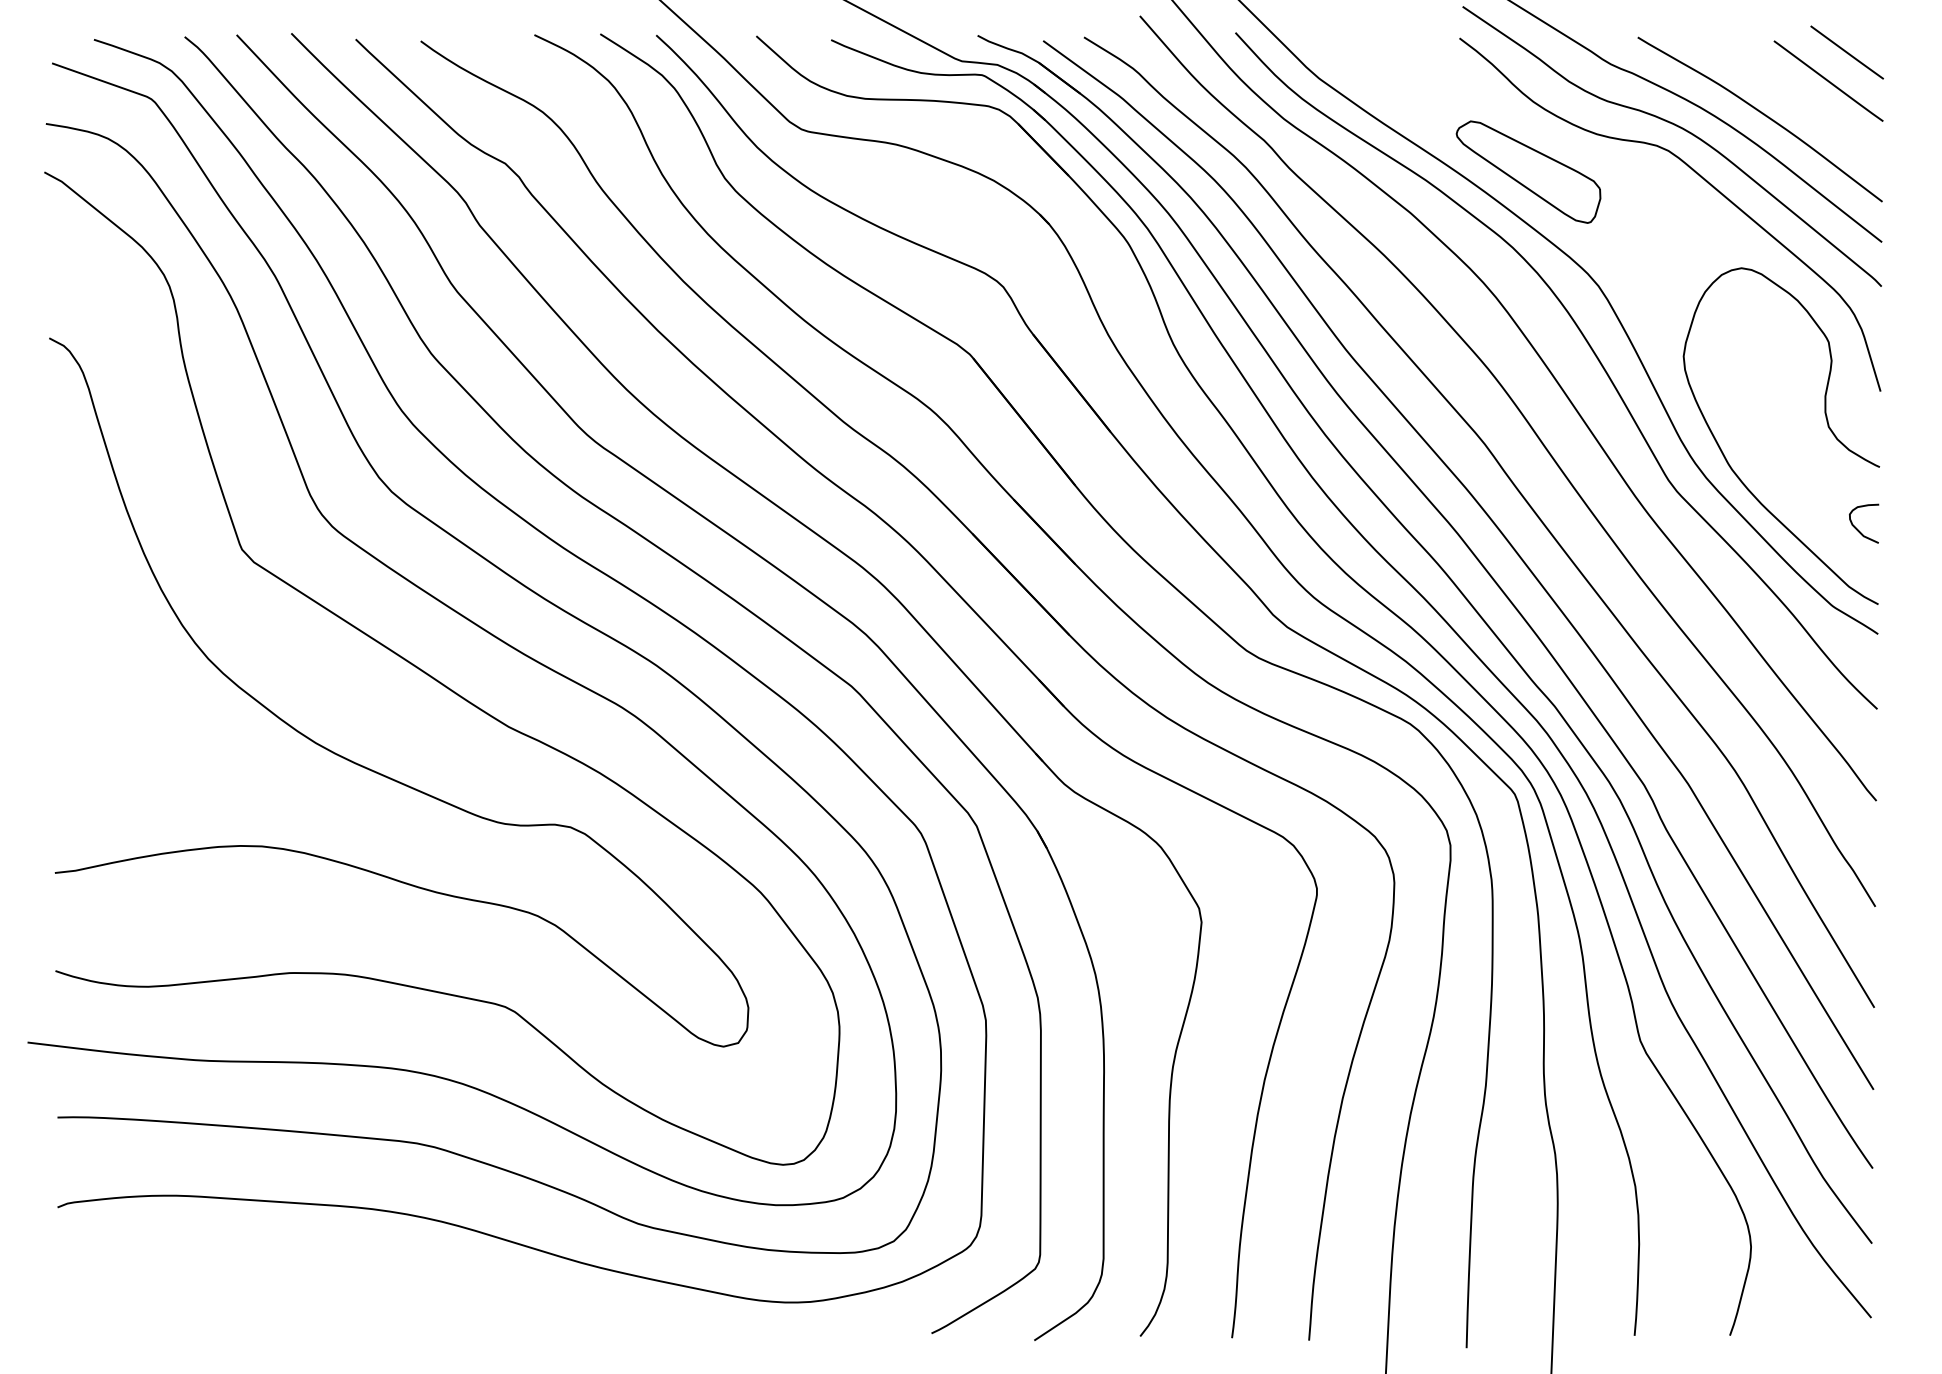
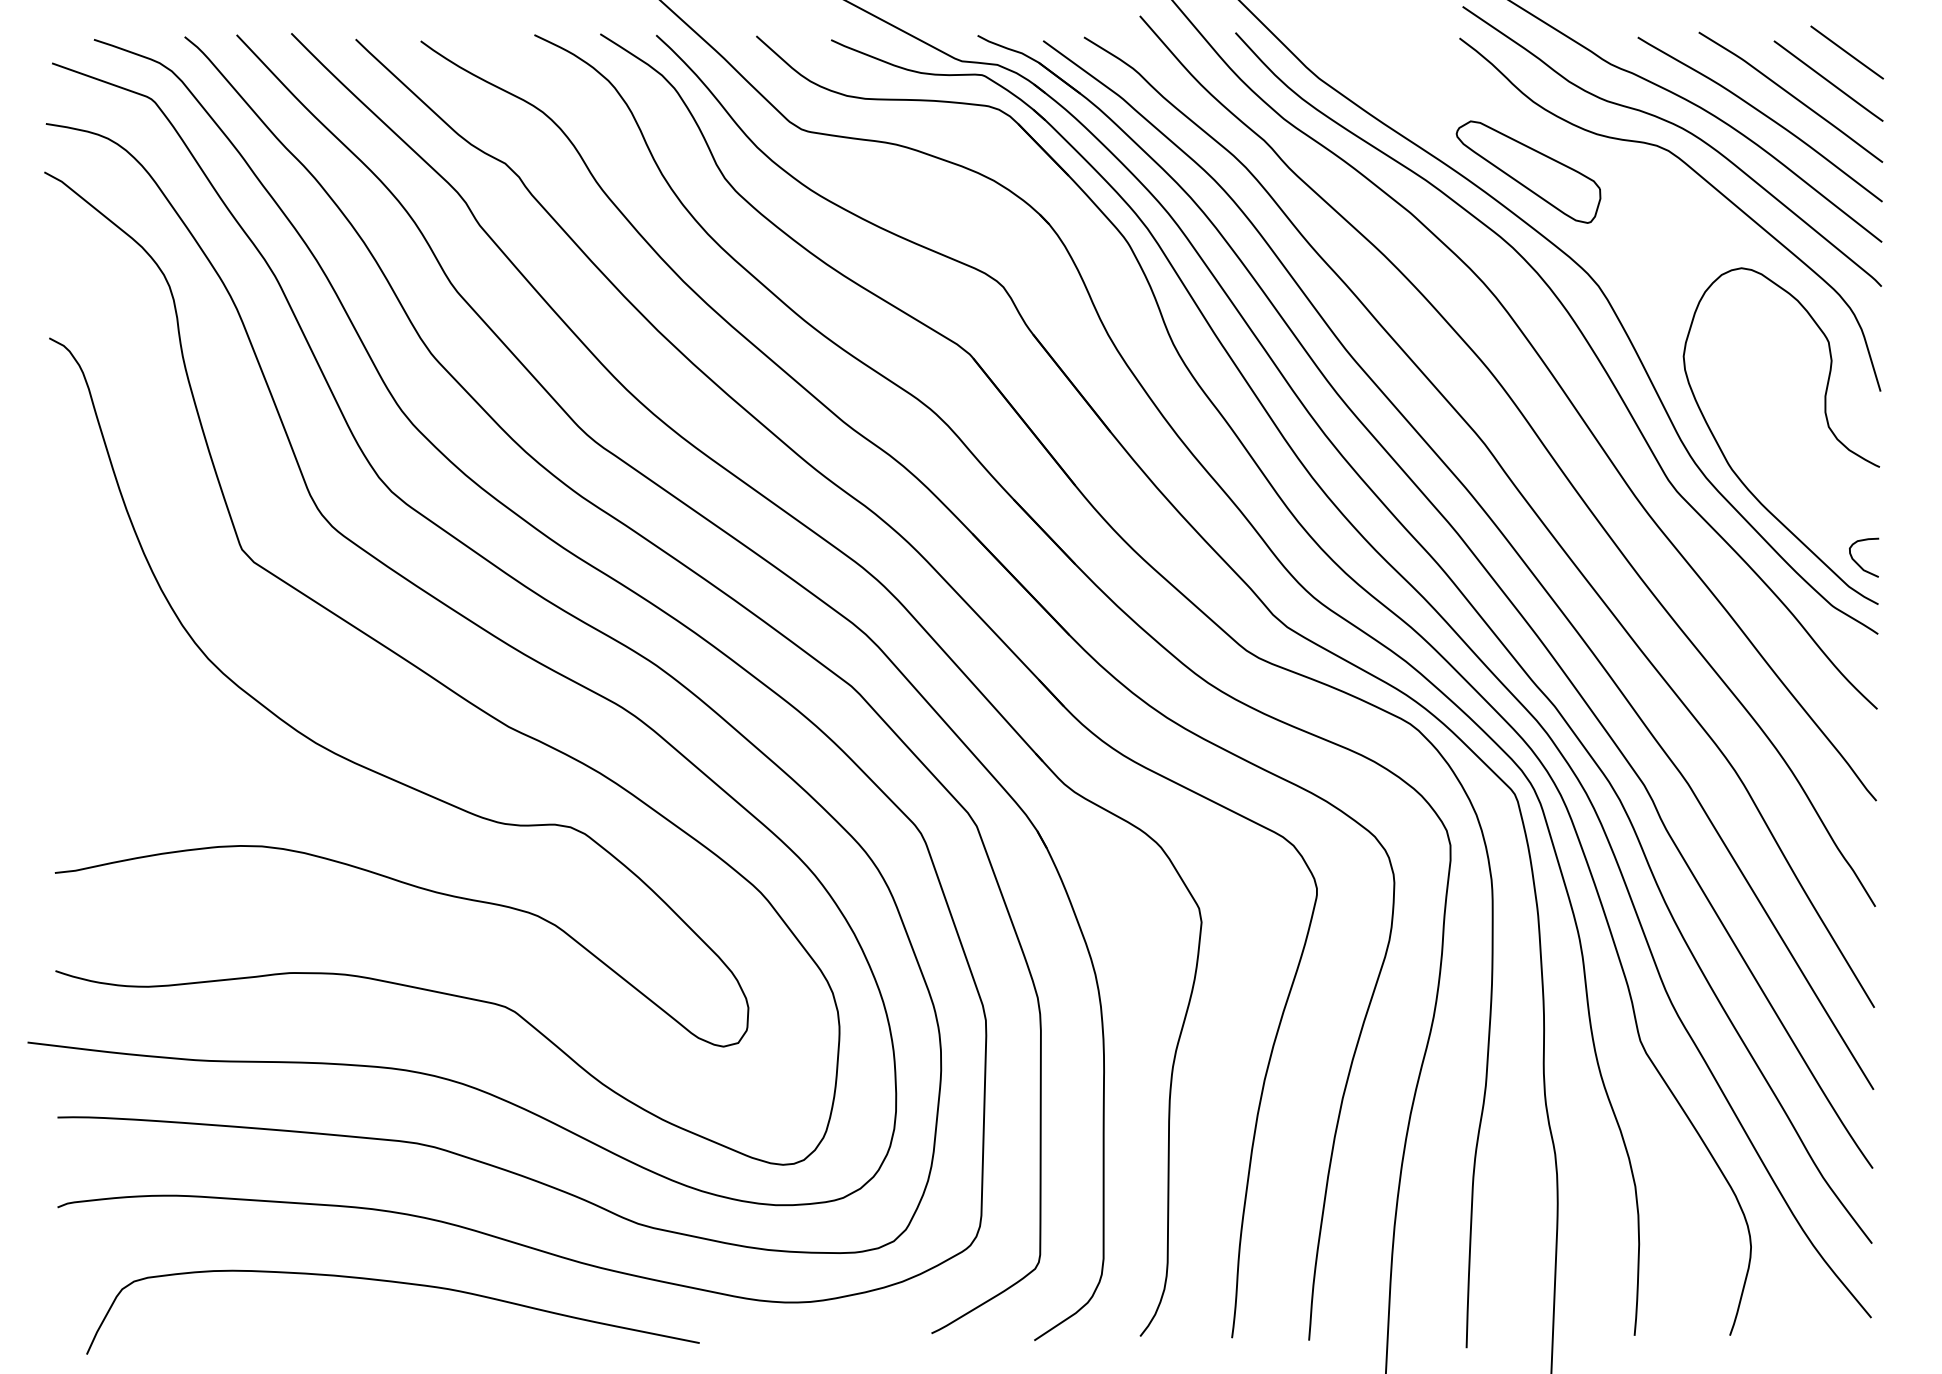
curve: none -> present (1790, 95)
curve position: (1858, 529) -> (1858, 563) (1858, 563)
curve: none -> present (397, 1283)
